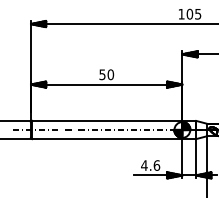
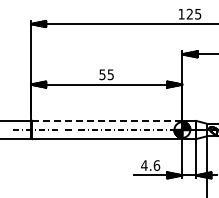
text: 105 -> 125 (189, 13)
text: 50 -> 55 (110, 74)
line: solid -> dashed (106, 120)
